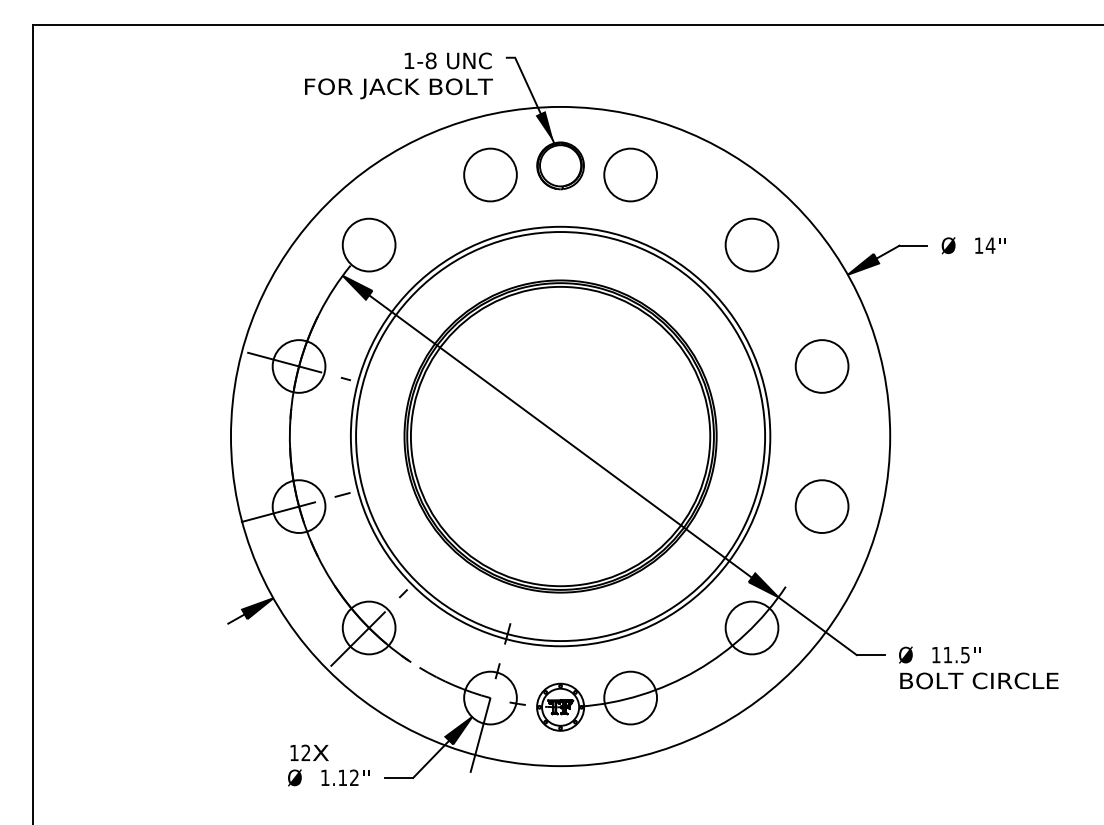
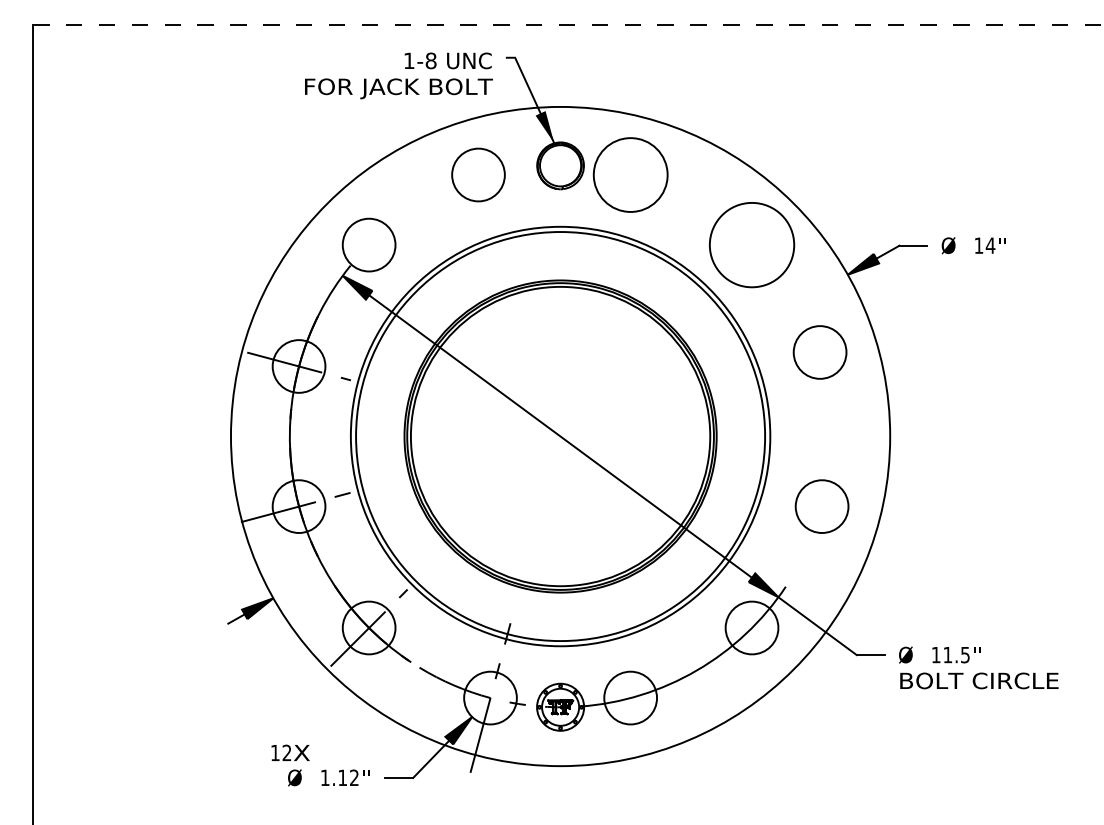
line: solid -> dashed (568, 24)
circle position: (490, 174) -> (478, 174) (478, 174)
circle size: 55x56 px -> 77x76 px (630, 174)
circle diameter: 53 px -> 84 px (751, 244)
circle position: (821, 366) -> (819, 352) (819, 352)
text position: (309, 752) -> (290, 752) (290, 752)
